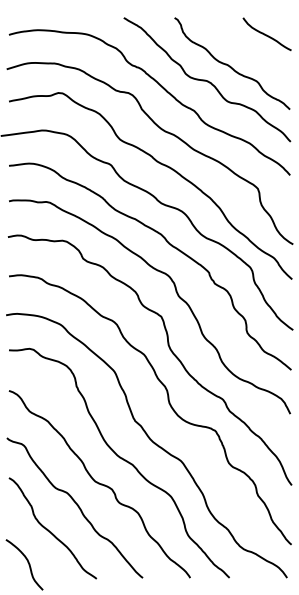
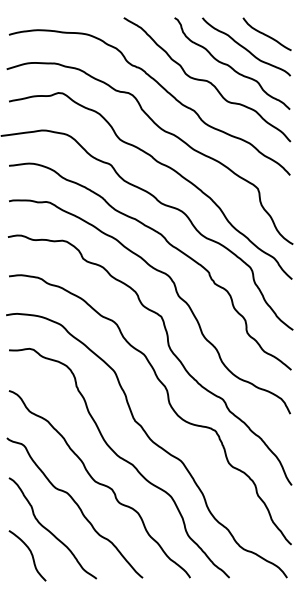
curve: none -> present (245, 47)
curve position: (27, 562) -> (30, 553) (30, 553)
